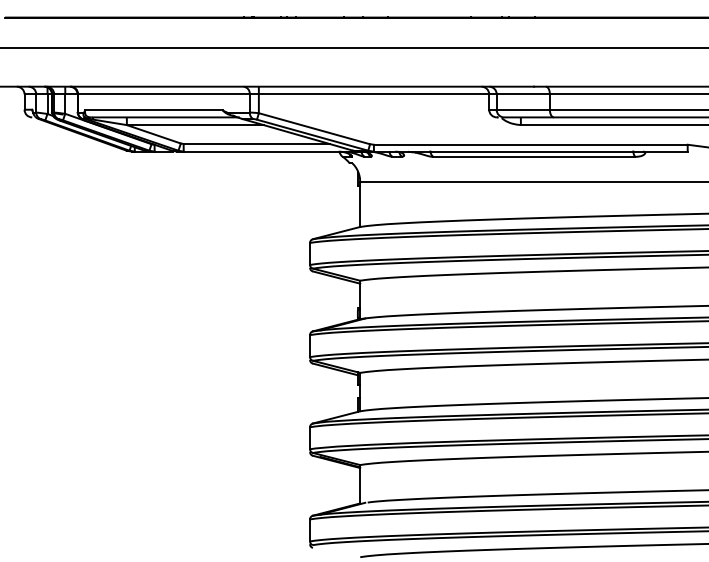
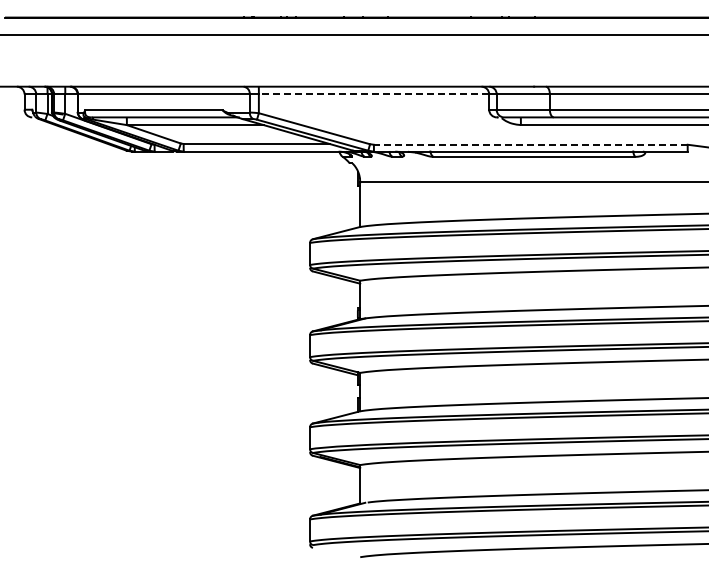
line position: (353, 47) -> (353, 34) (353, 34)
line: solid -> dashed (373, 94)
line: solid -> dashed (530, 144)
